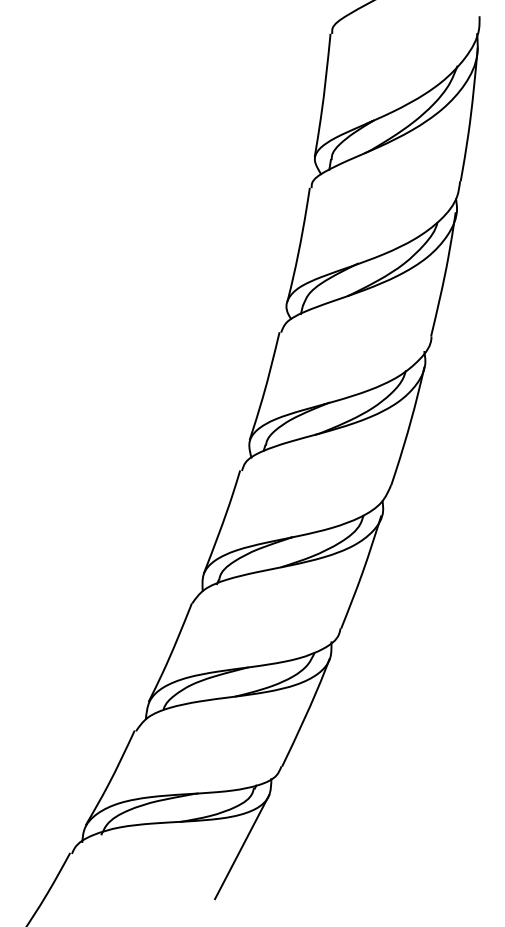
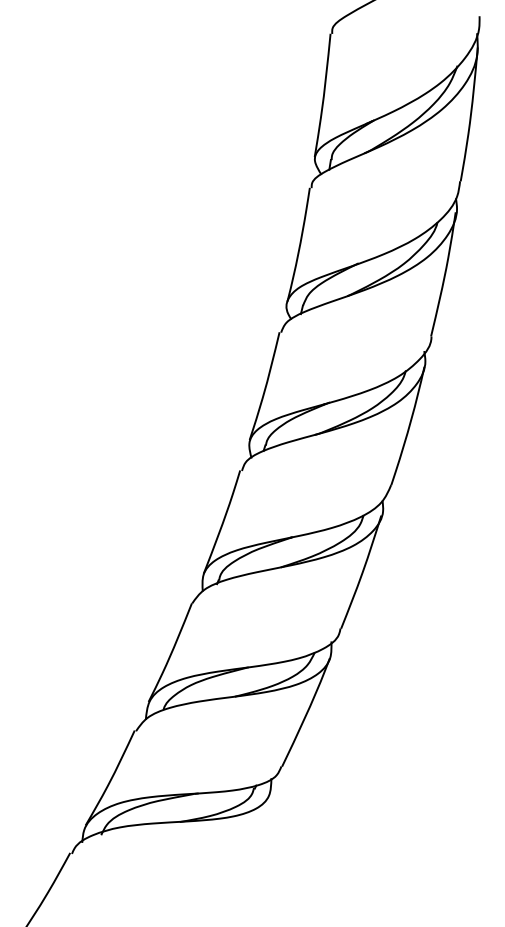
line: present -> none (242, 847)
